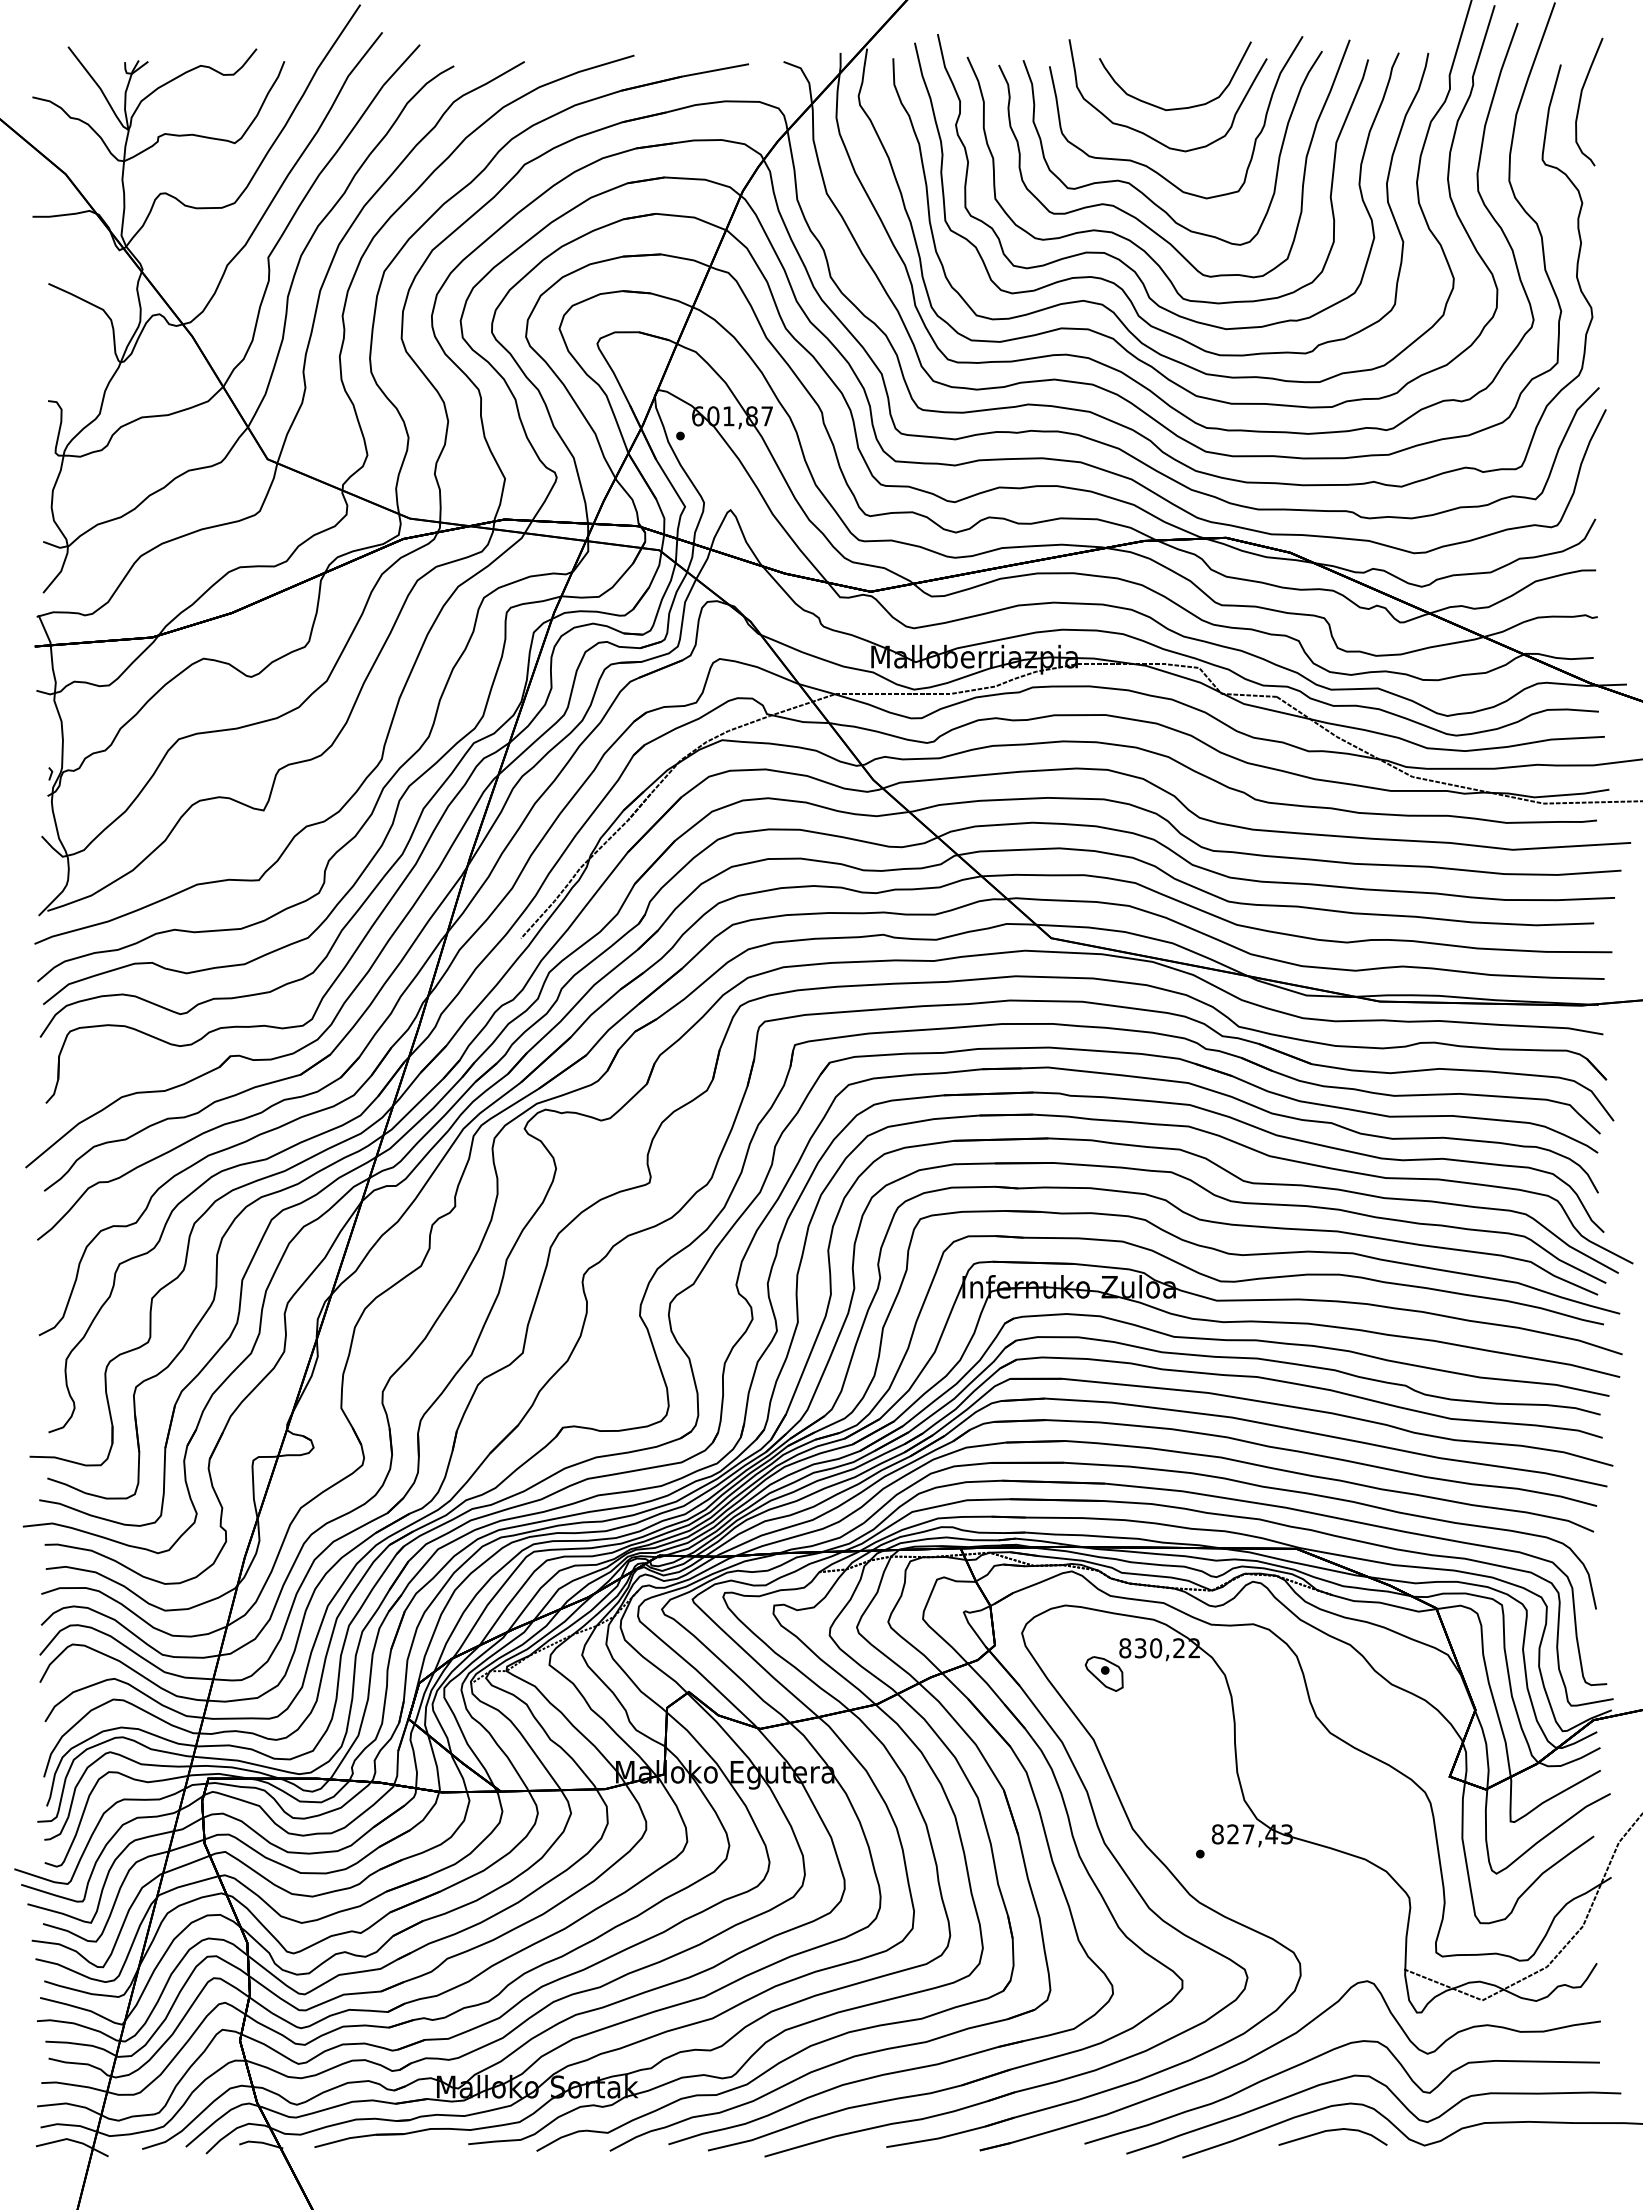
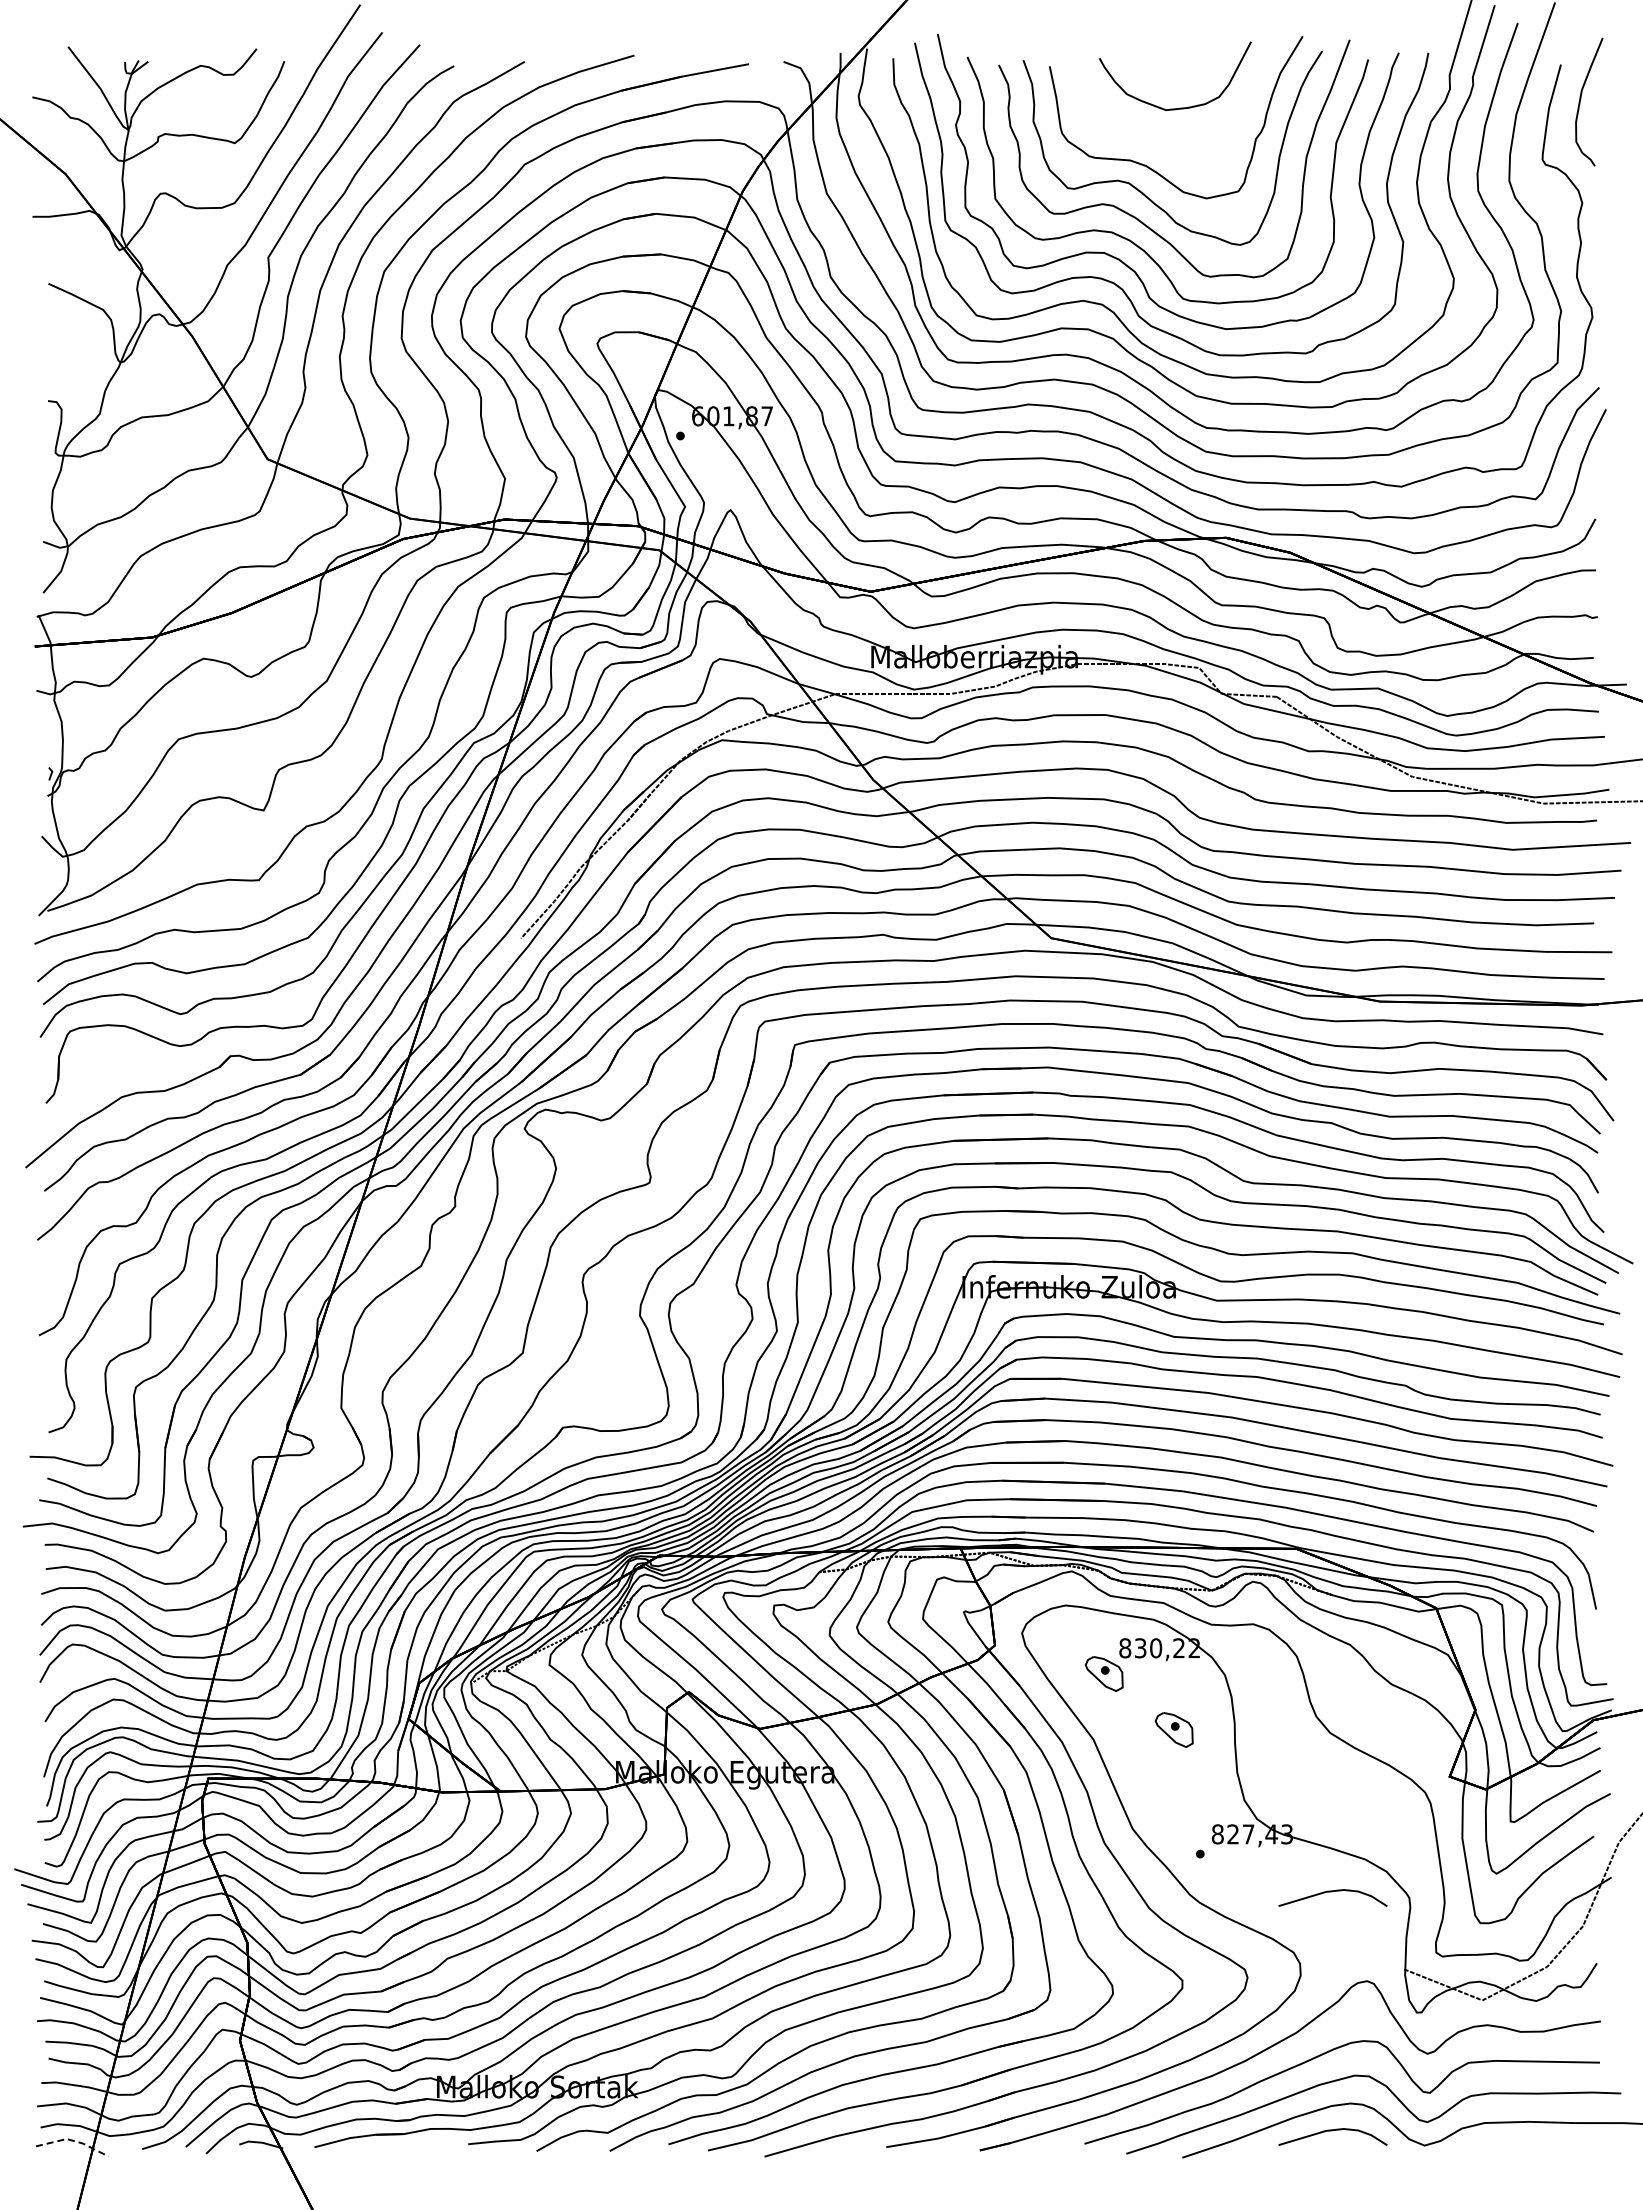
curve: present -> none (1147, 134)
part: none -> present (1173, 1729)
curve: none -> present (1332, 1892)
line: solid -> dashed (73, 2140)
